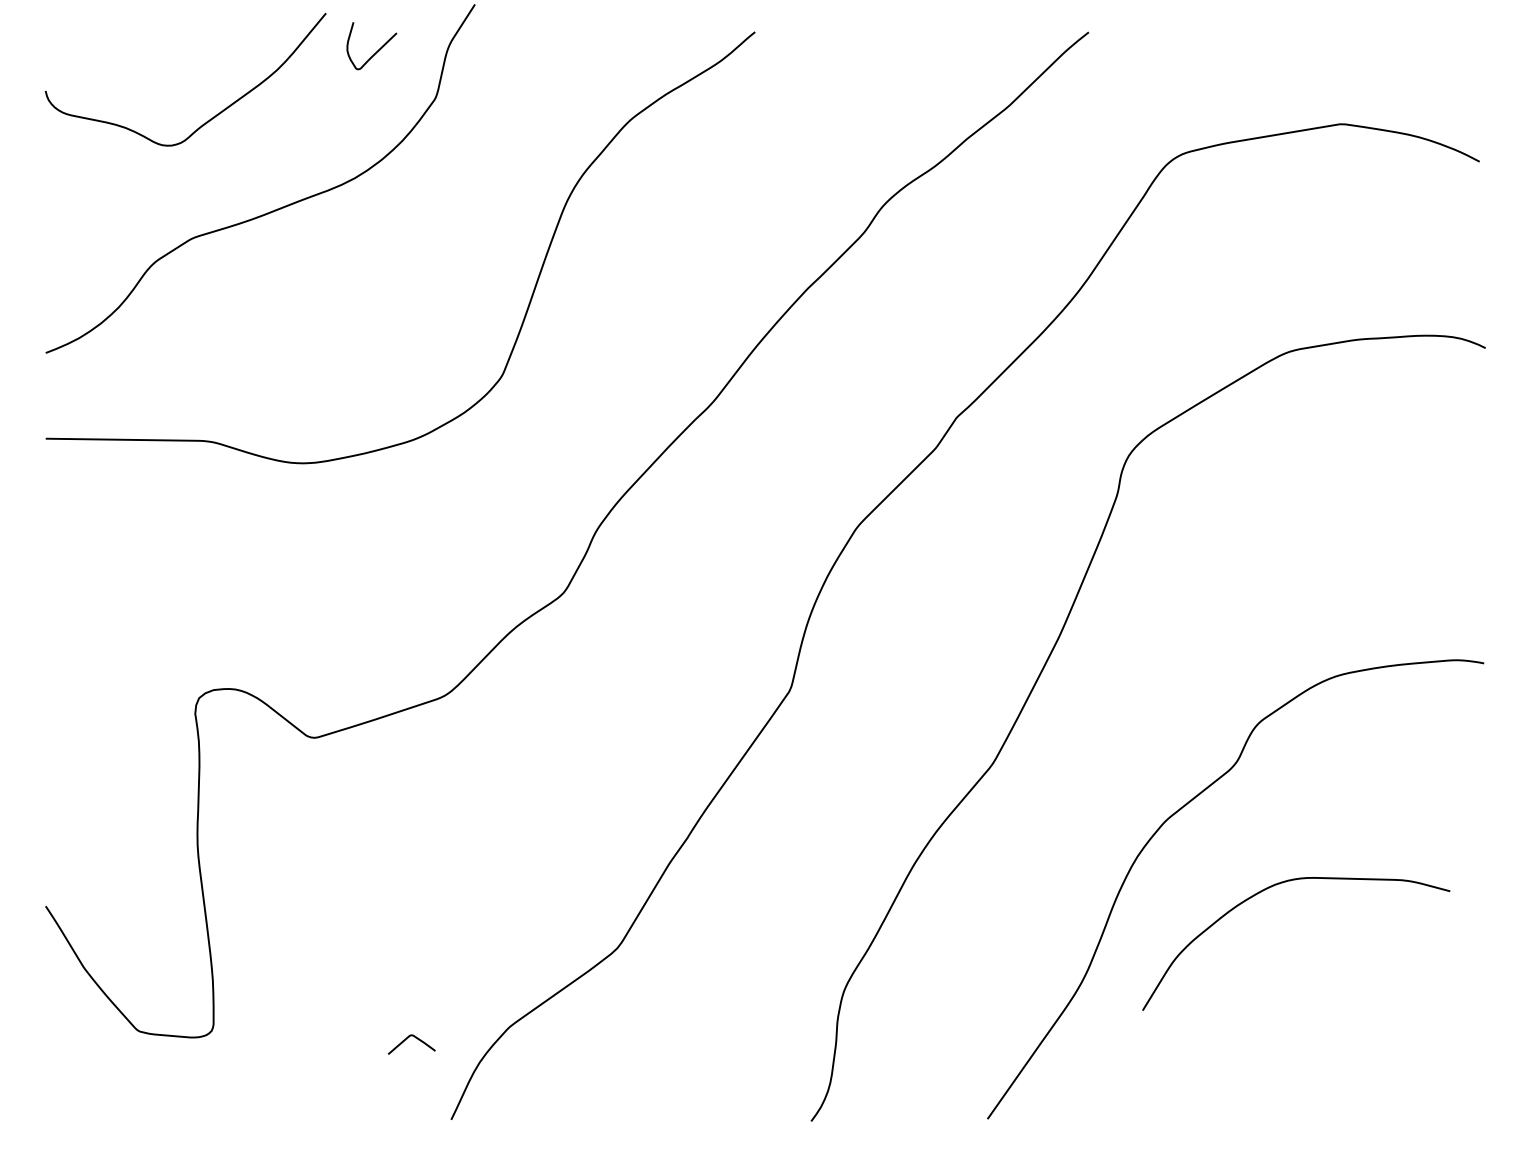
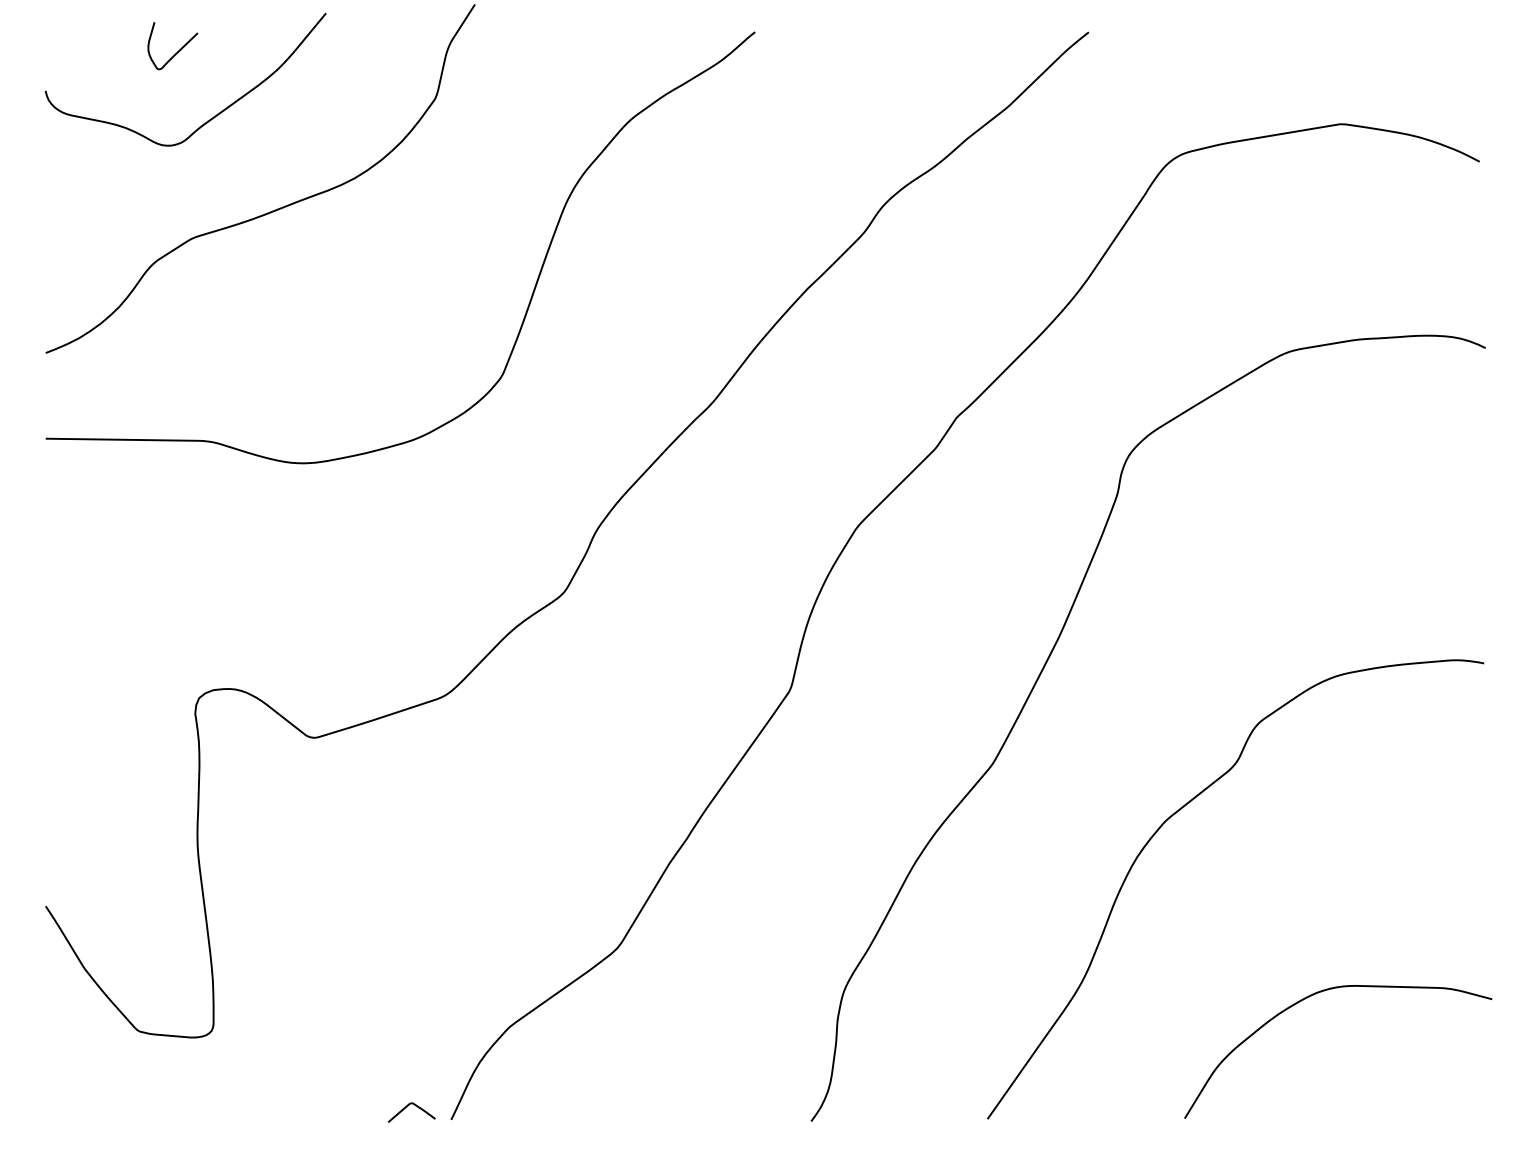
curve position: (376, 51) -> (177, 51) (177, 51)
curve position: (1274, 886) -> (1316, 994) (1316, 994)
curve position: (407, 1039) -> (407, 1107) (407, 1107)
